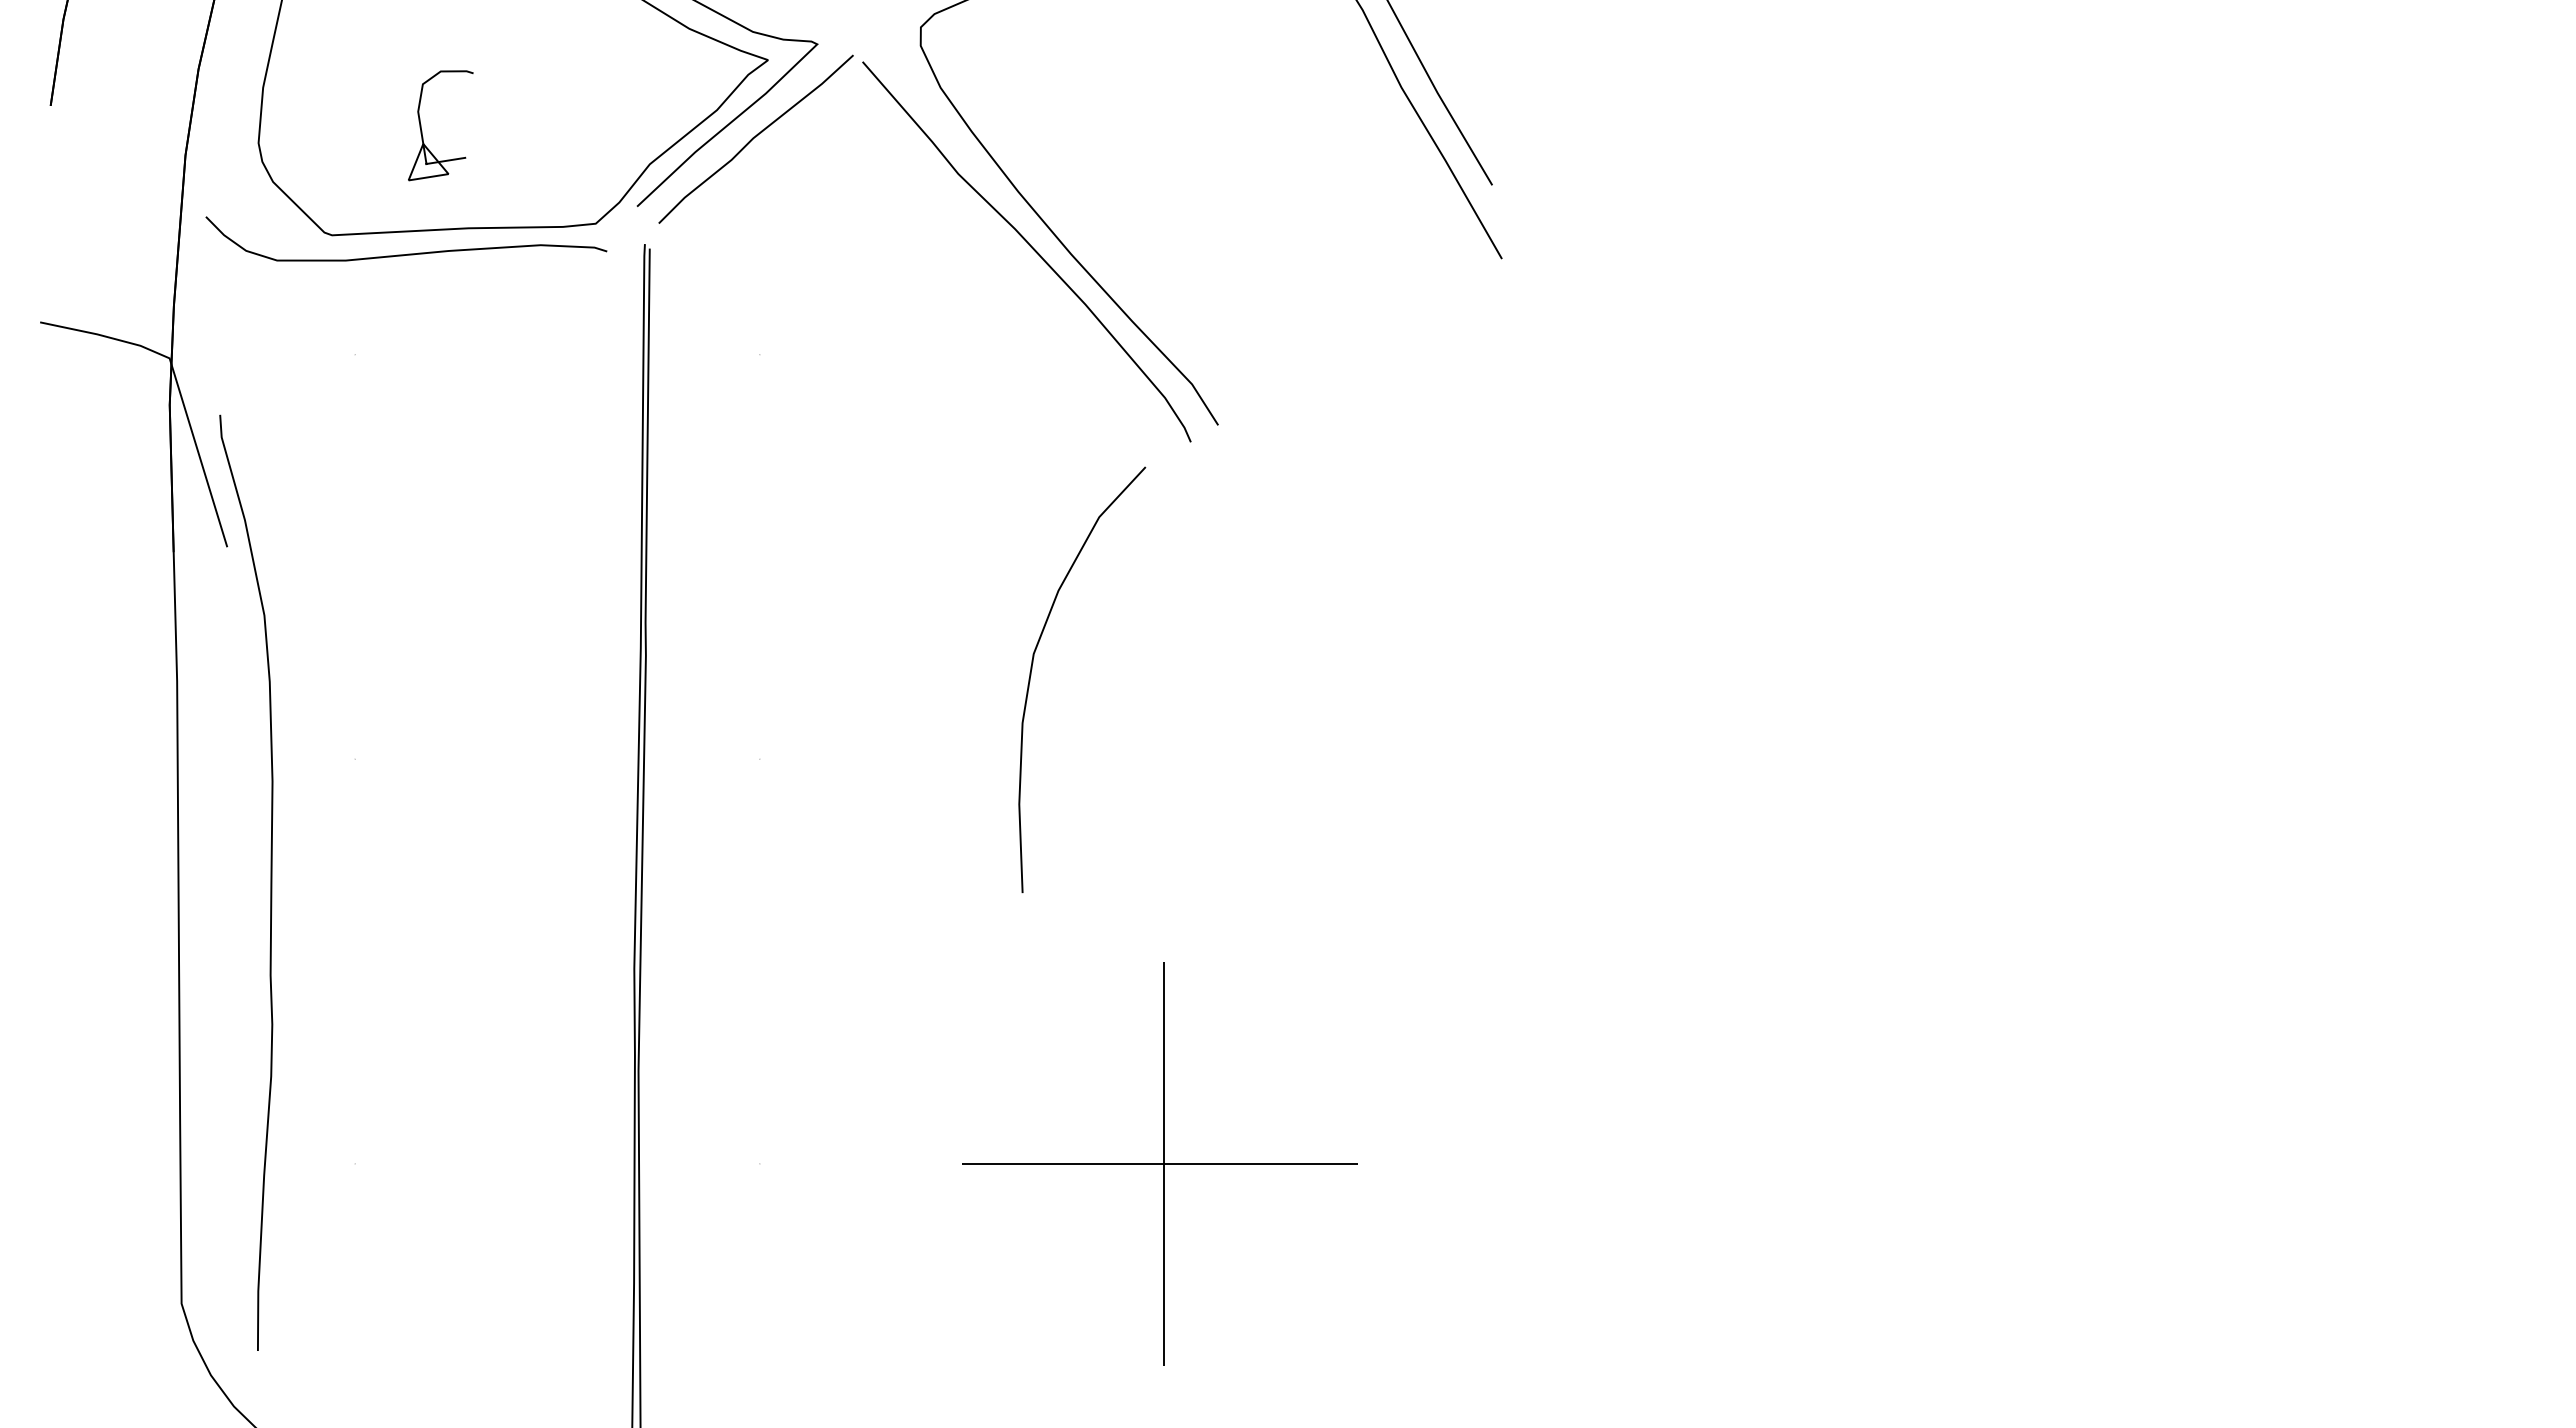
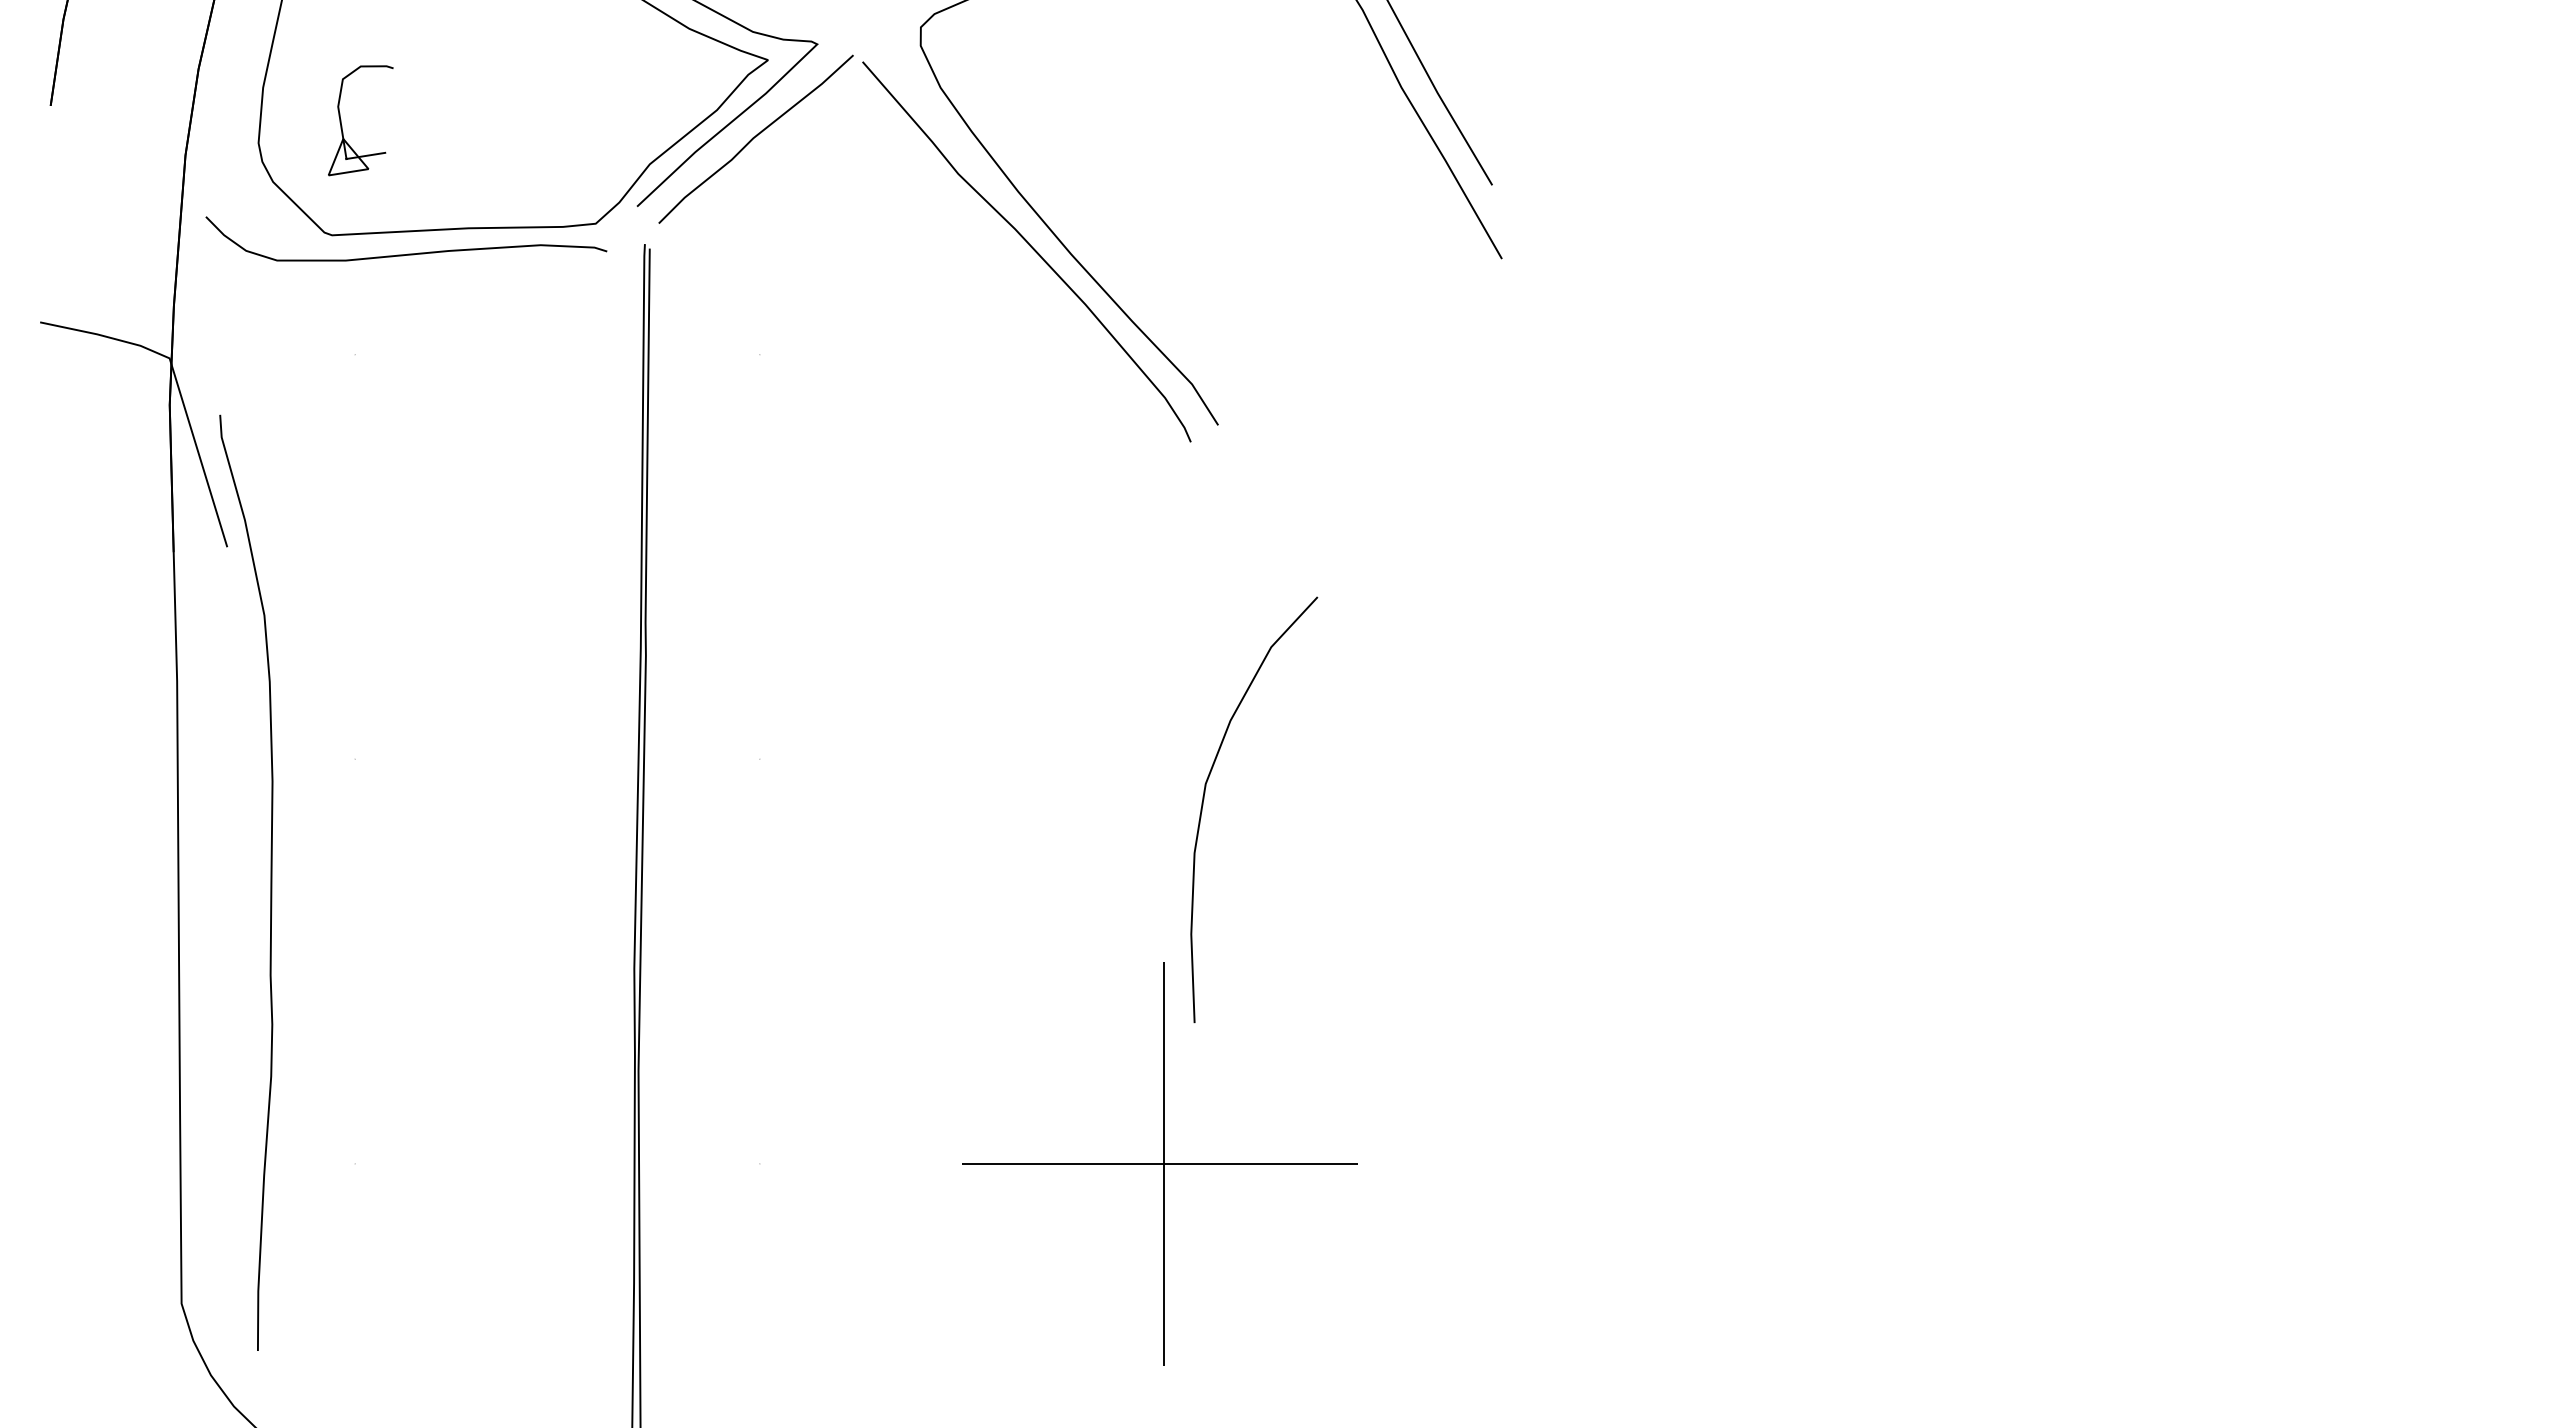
part position: (422, 130) -> (342, 125) (342, 125)
curve position: (1032, 669) -> (1204, 799) (1204, 799)
